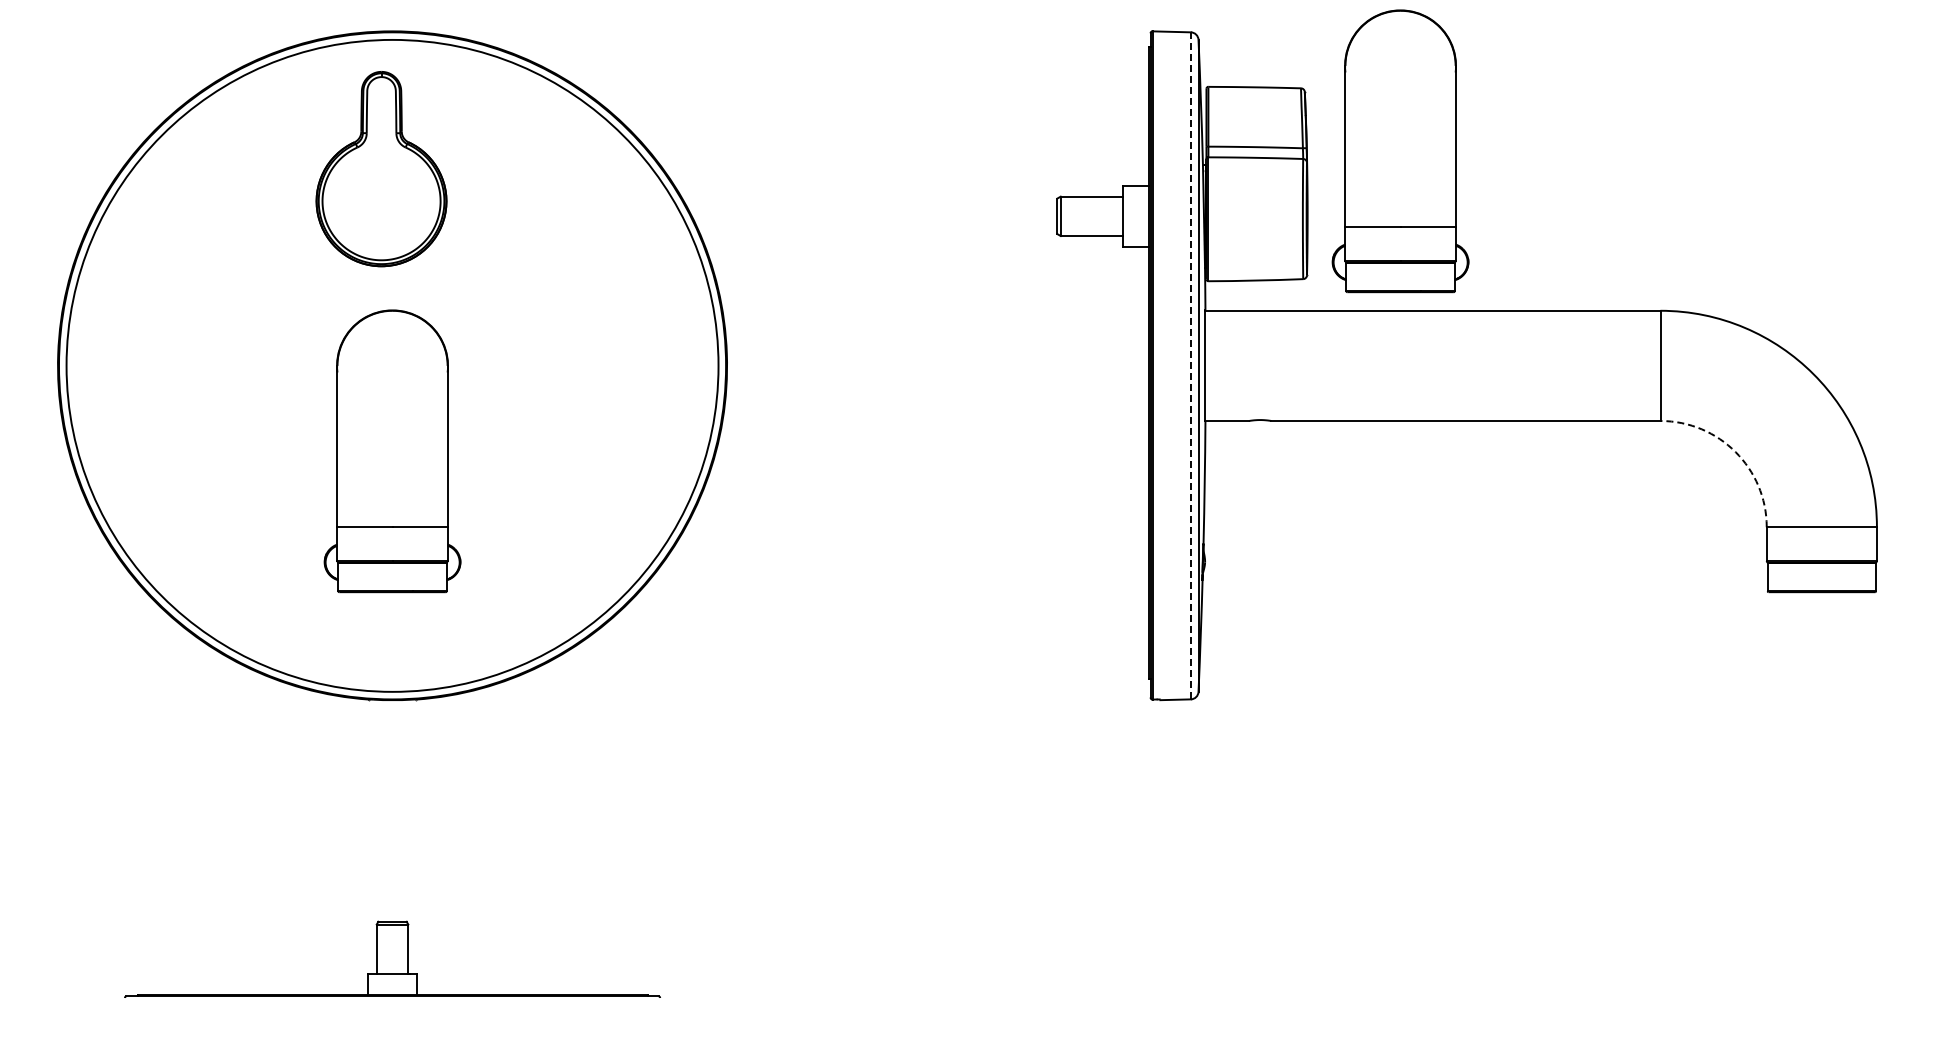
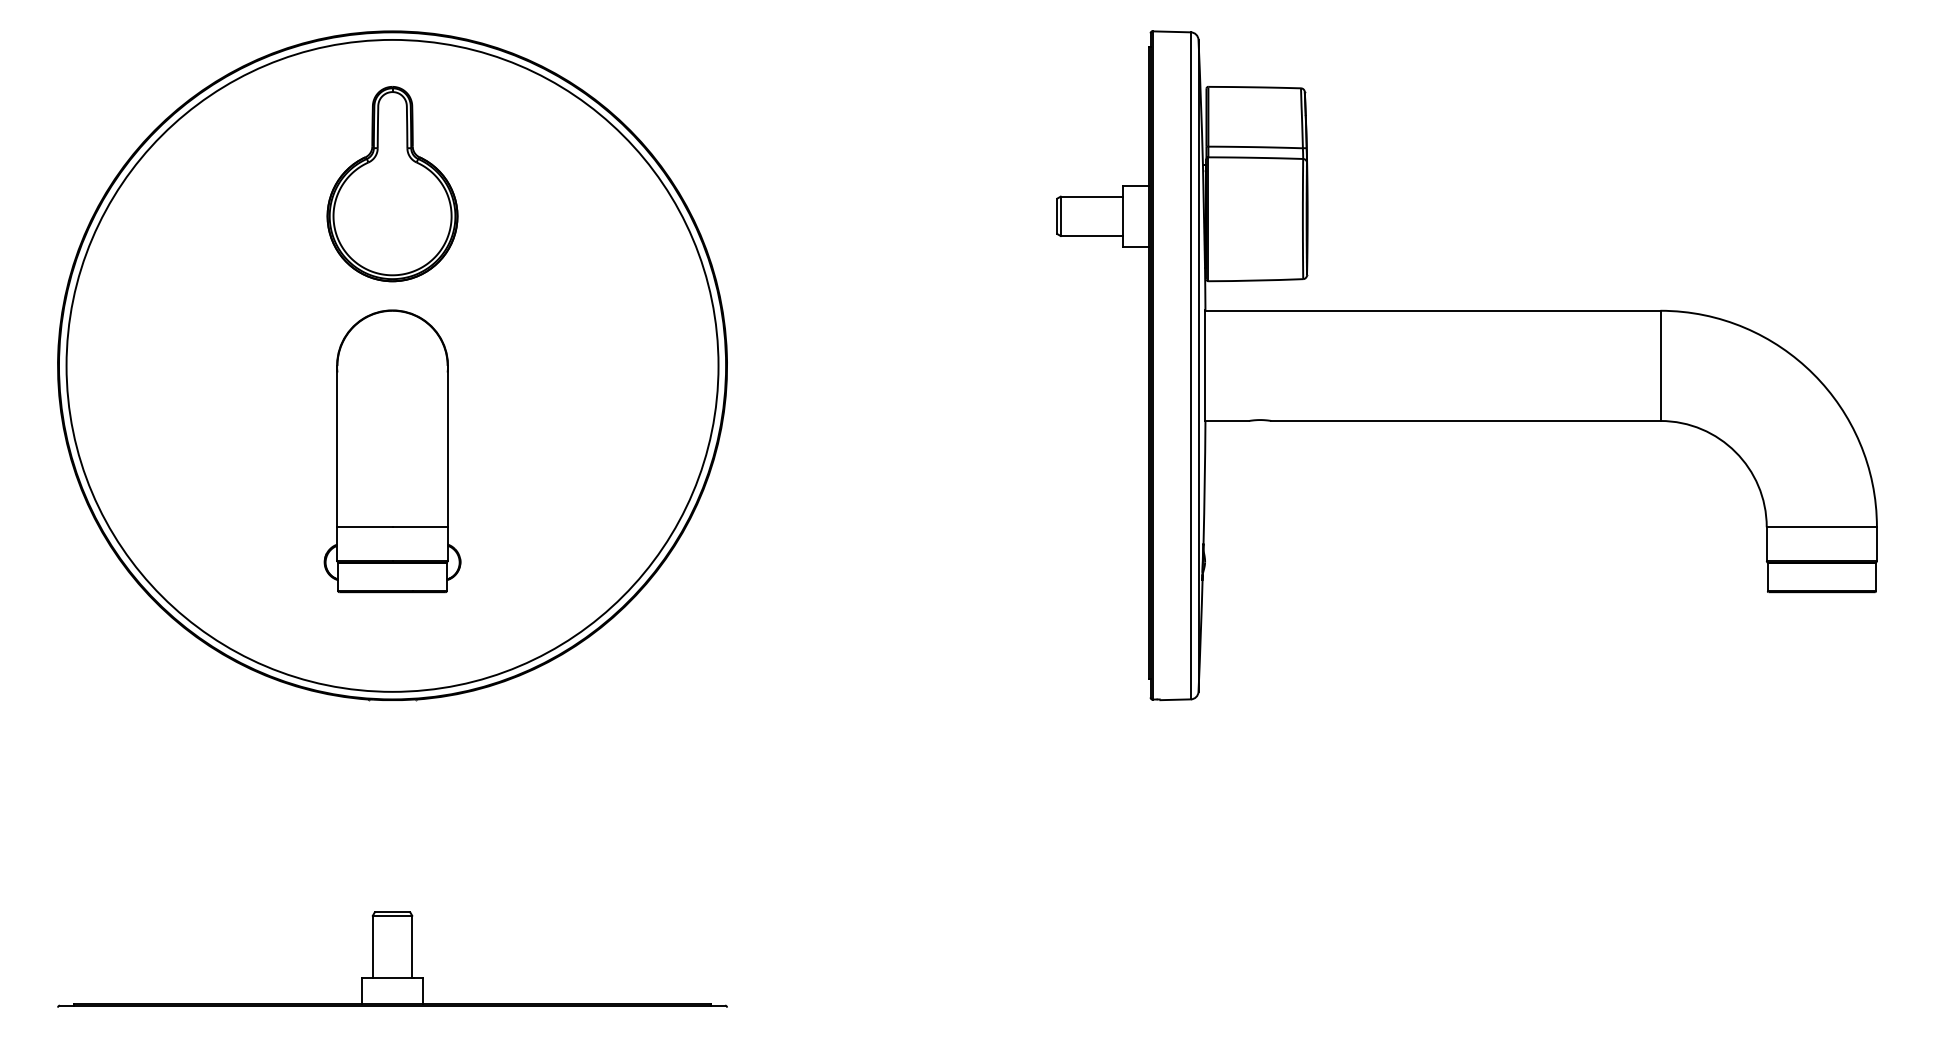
part: present -> none (1400, 151)
part position: (381, 169) -> (392, 184) (392, 184)
line: dashed -> solid (1190, 365)
arc: dashed -> solid (1735, 452)
part size: 537x78 px -> 671x97 px (392, 959)
